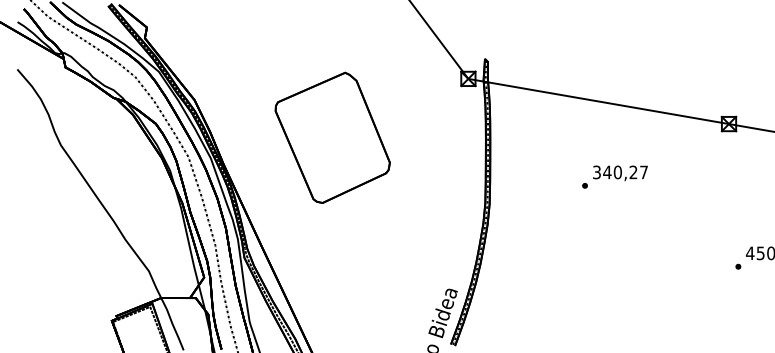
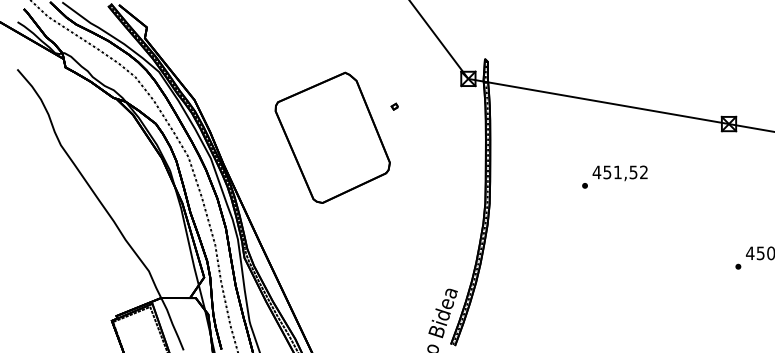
part: none -> present (394, 106)
text: 340,27 -> 451,52 (619, 172)
